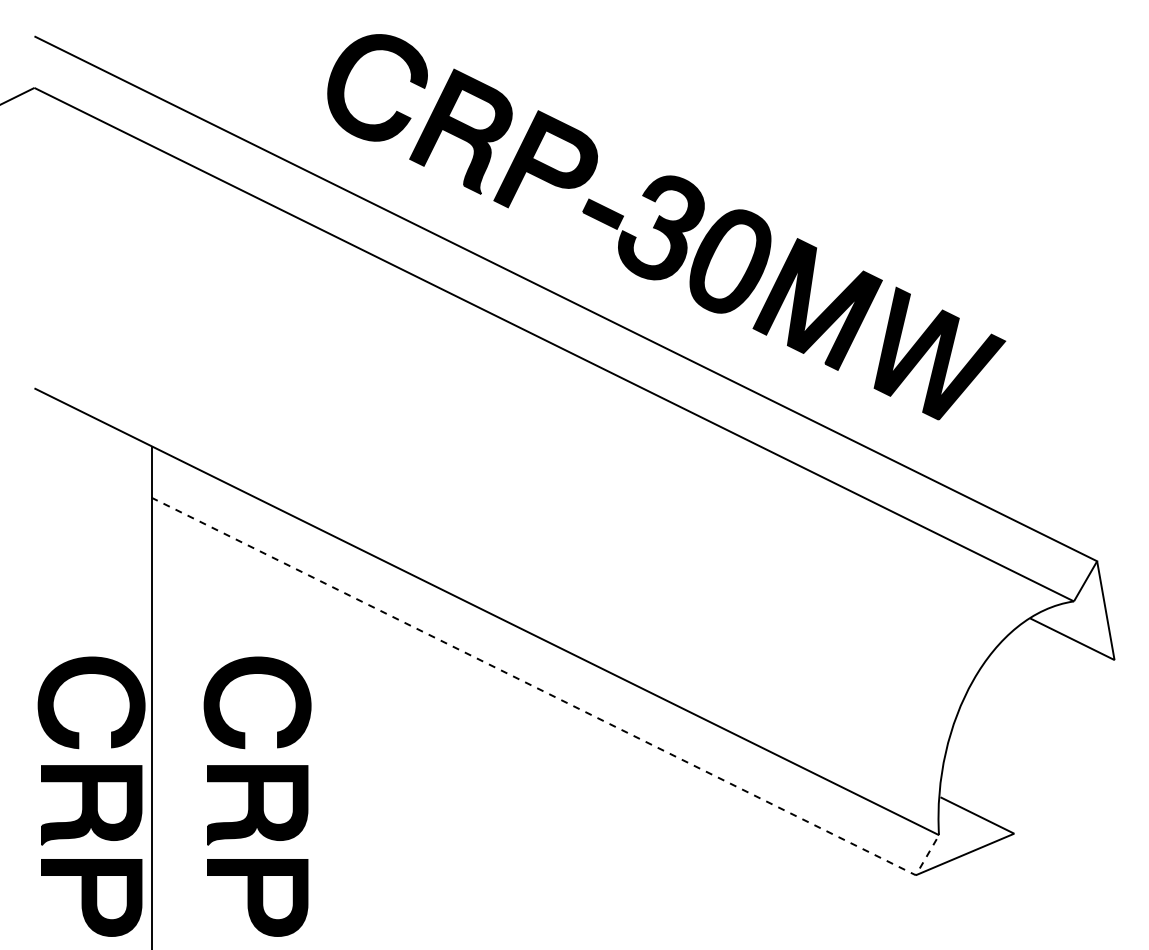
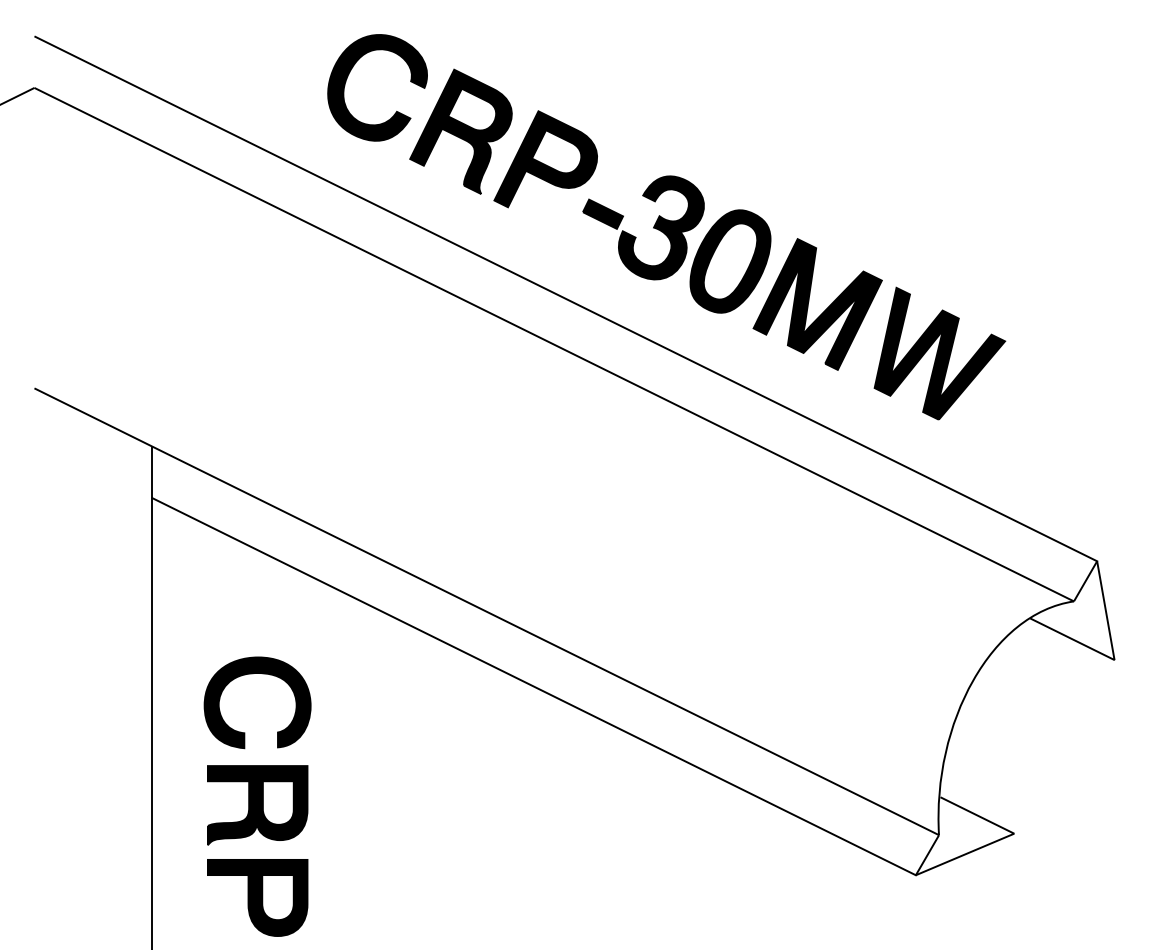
line: dashed -> solid (555, 697)
part: present -> none (91, 796)
